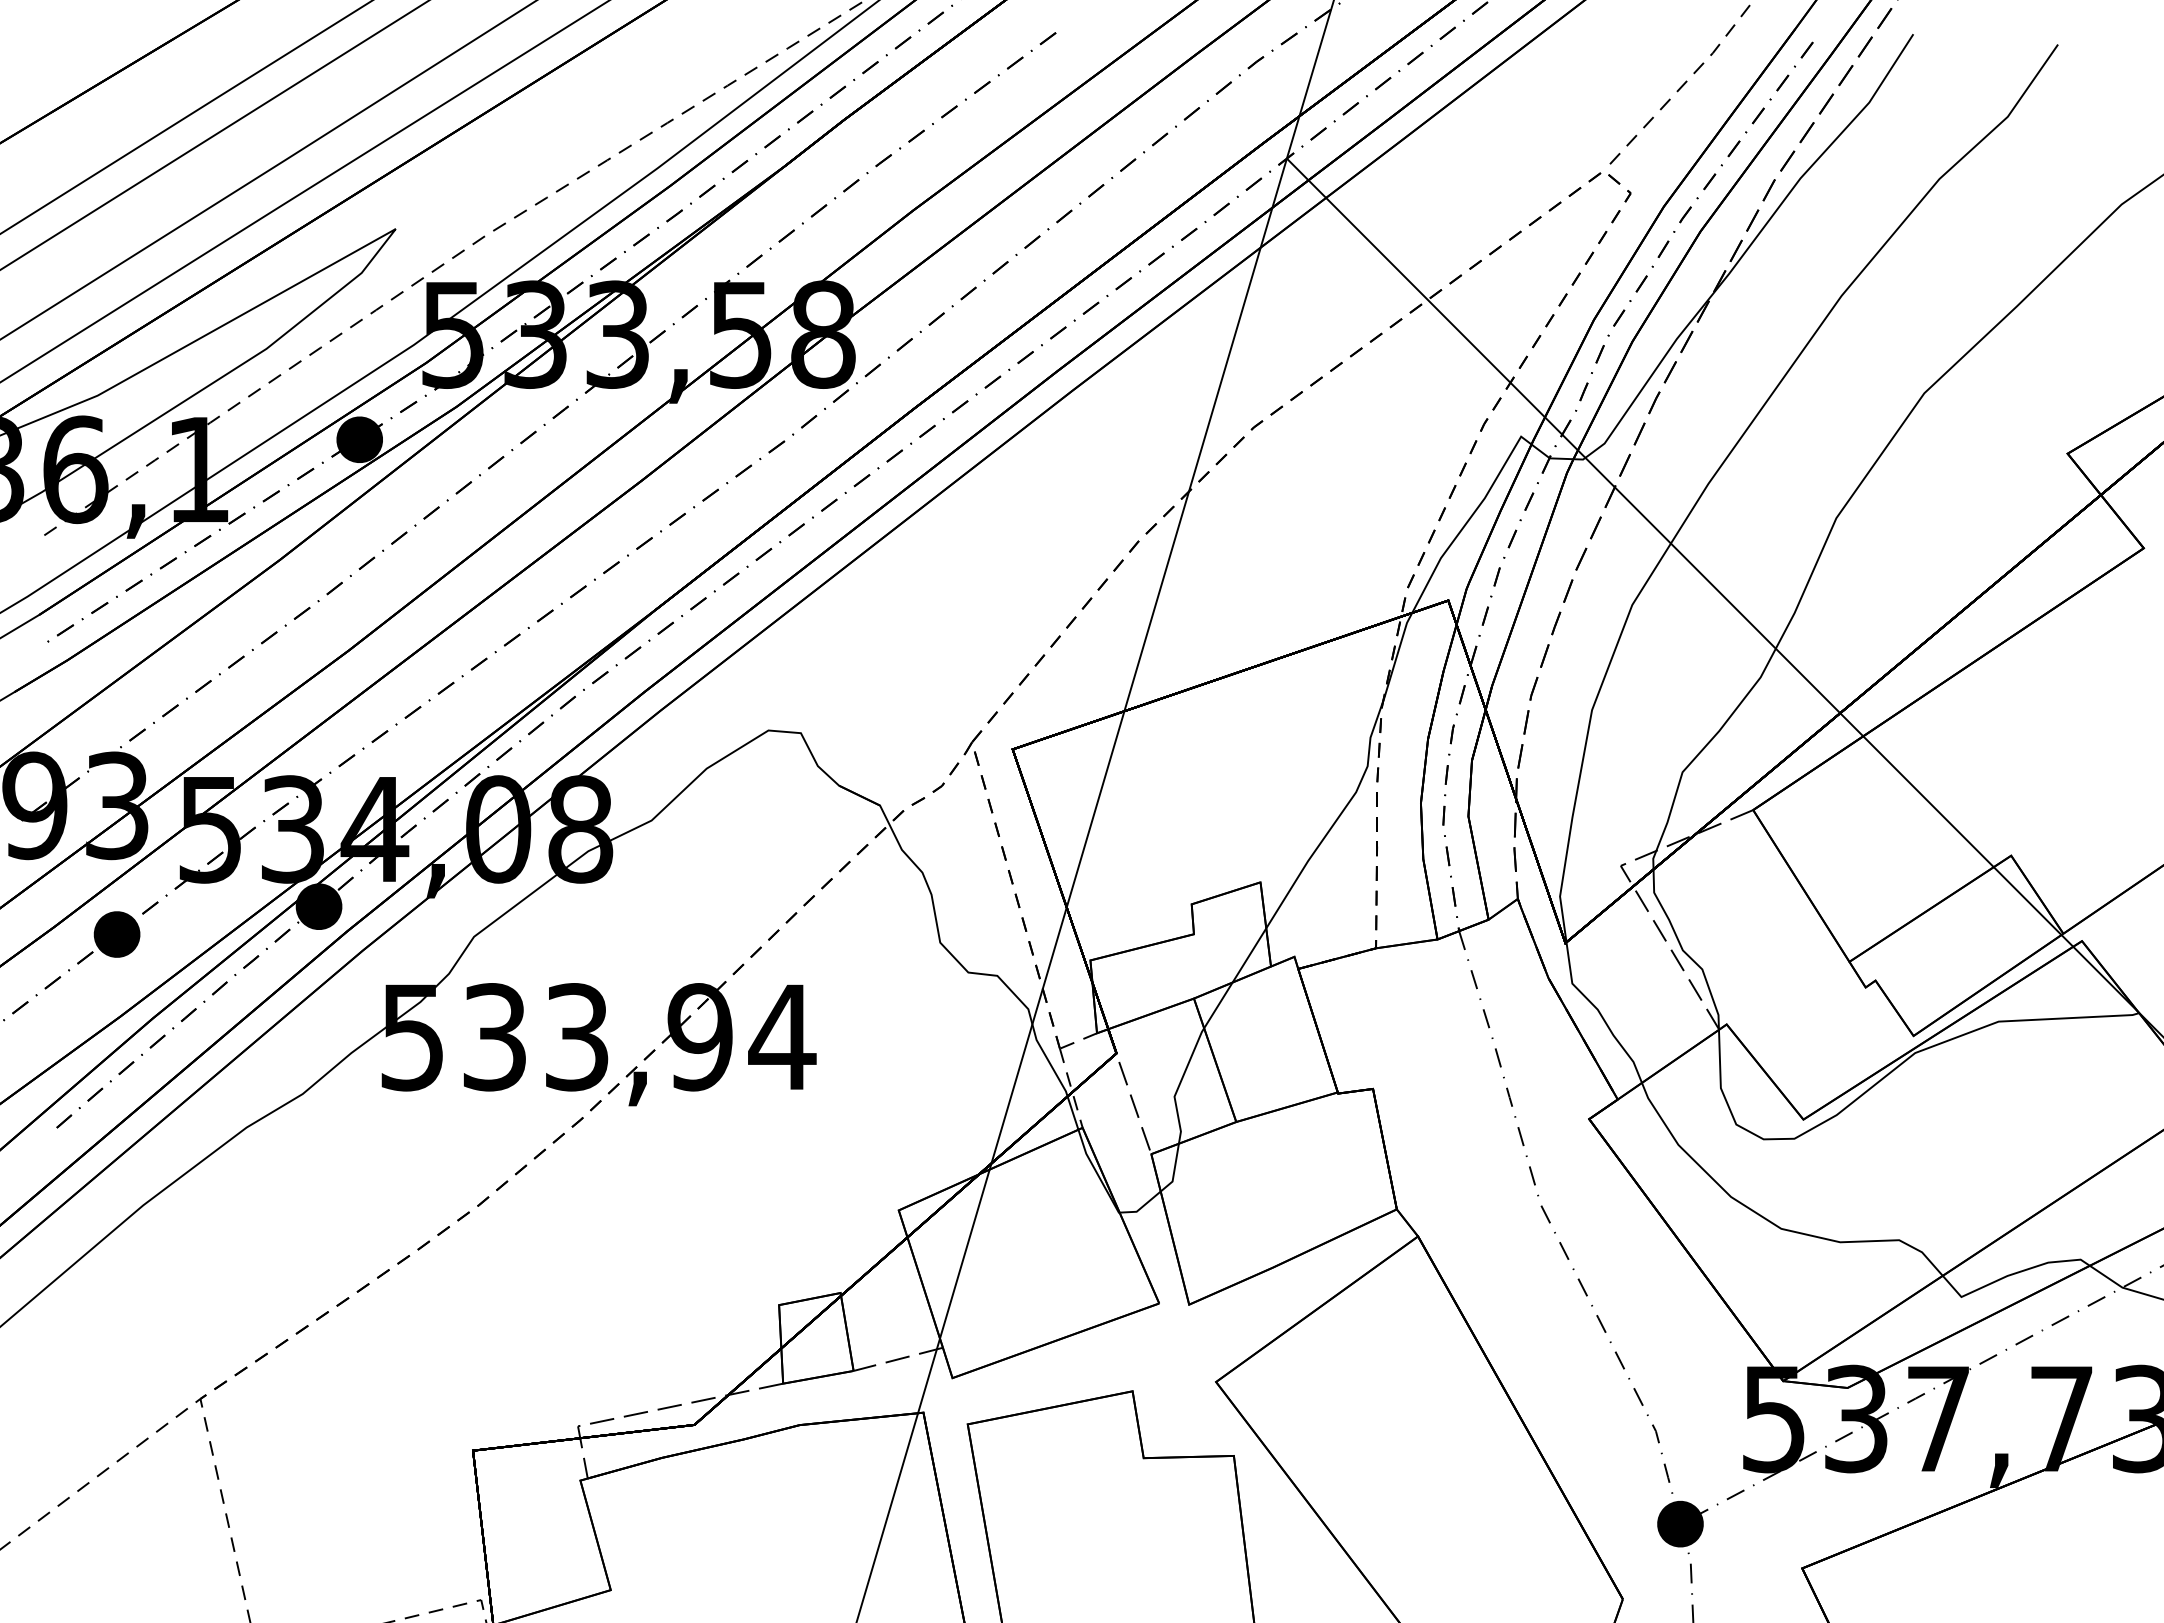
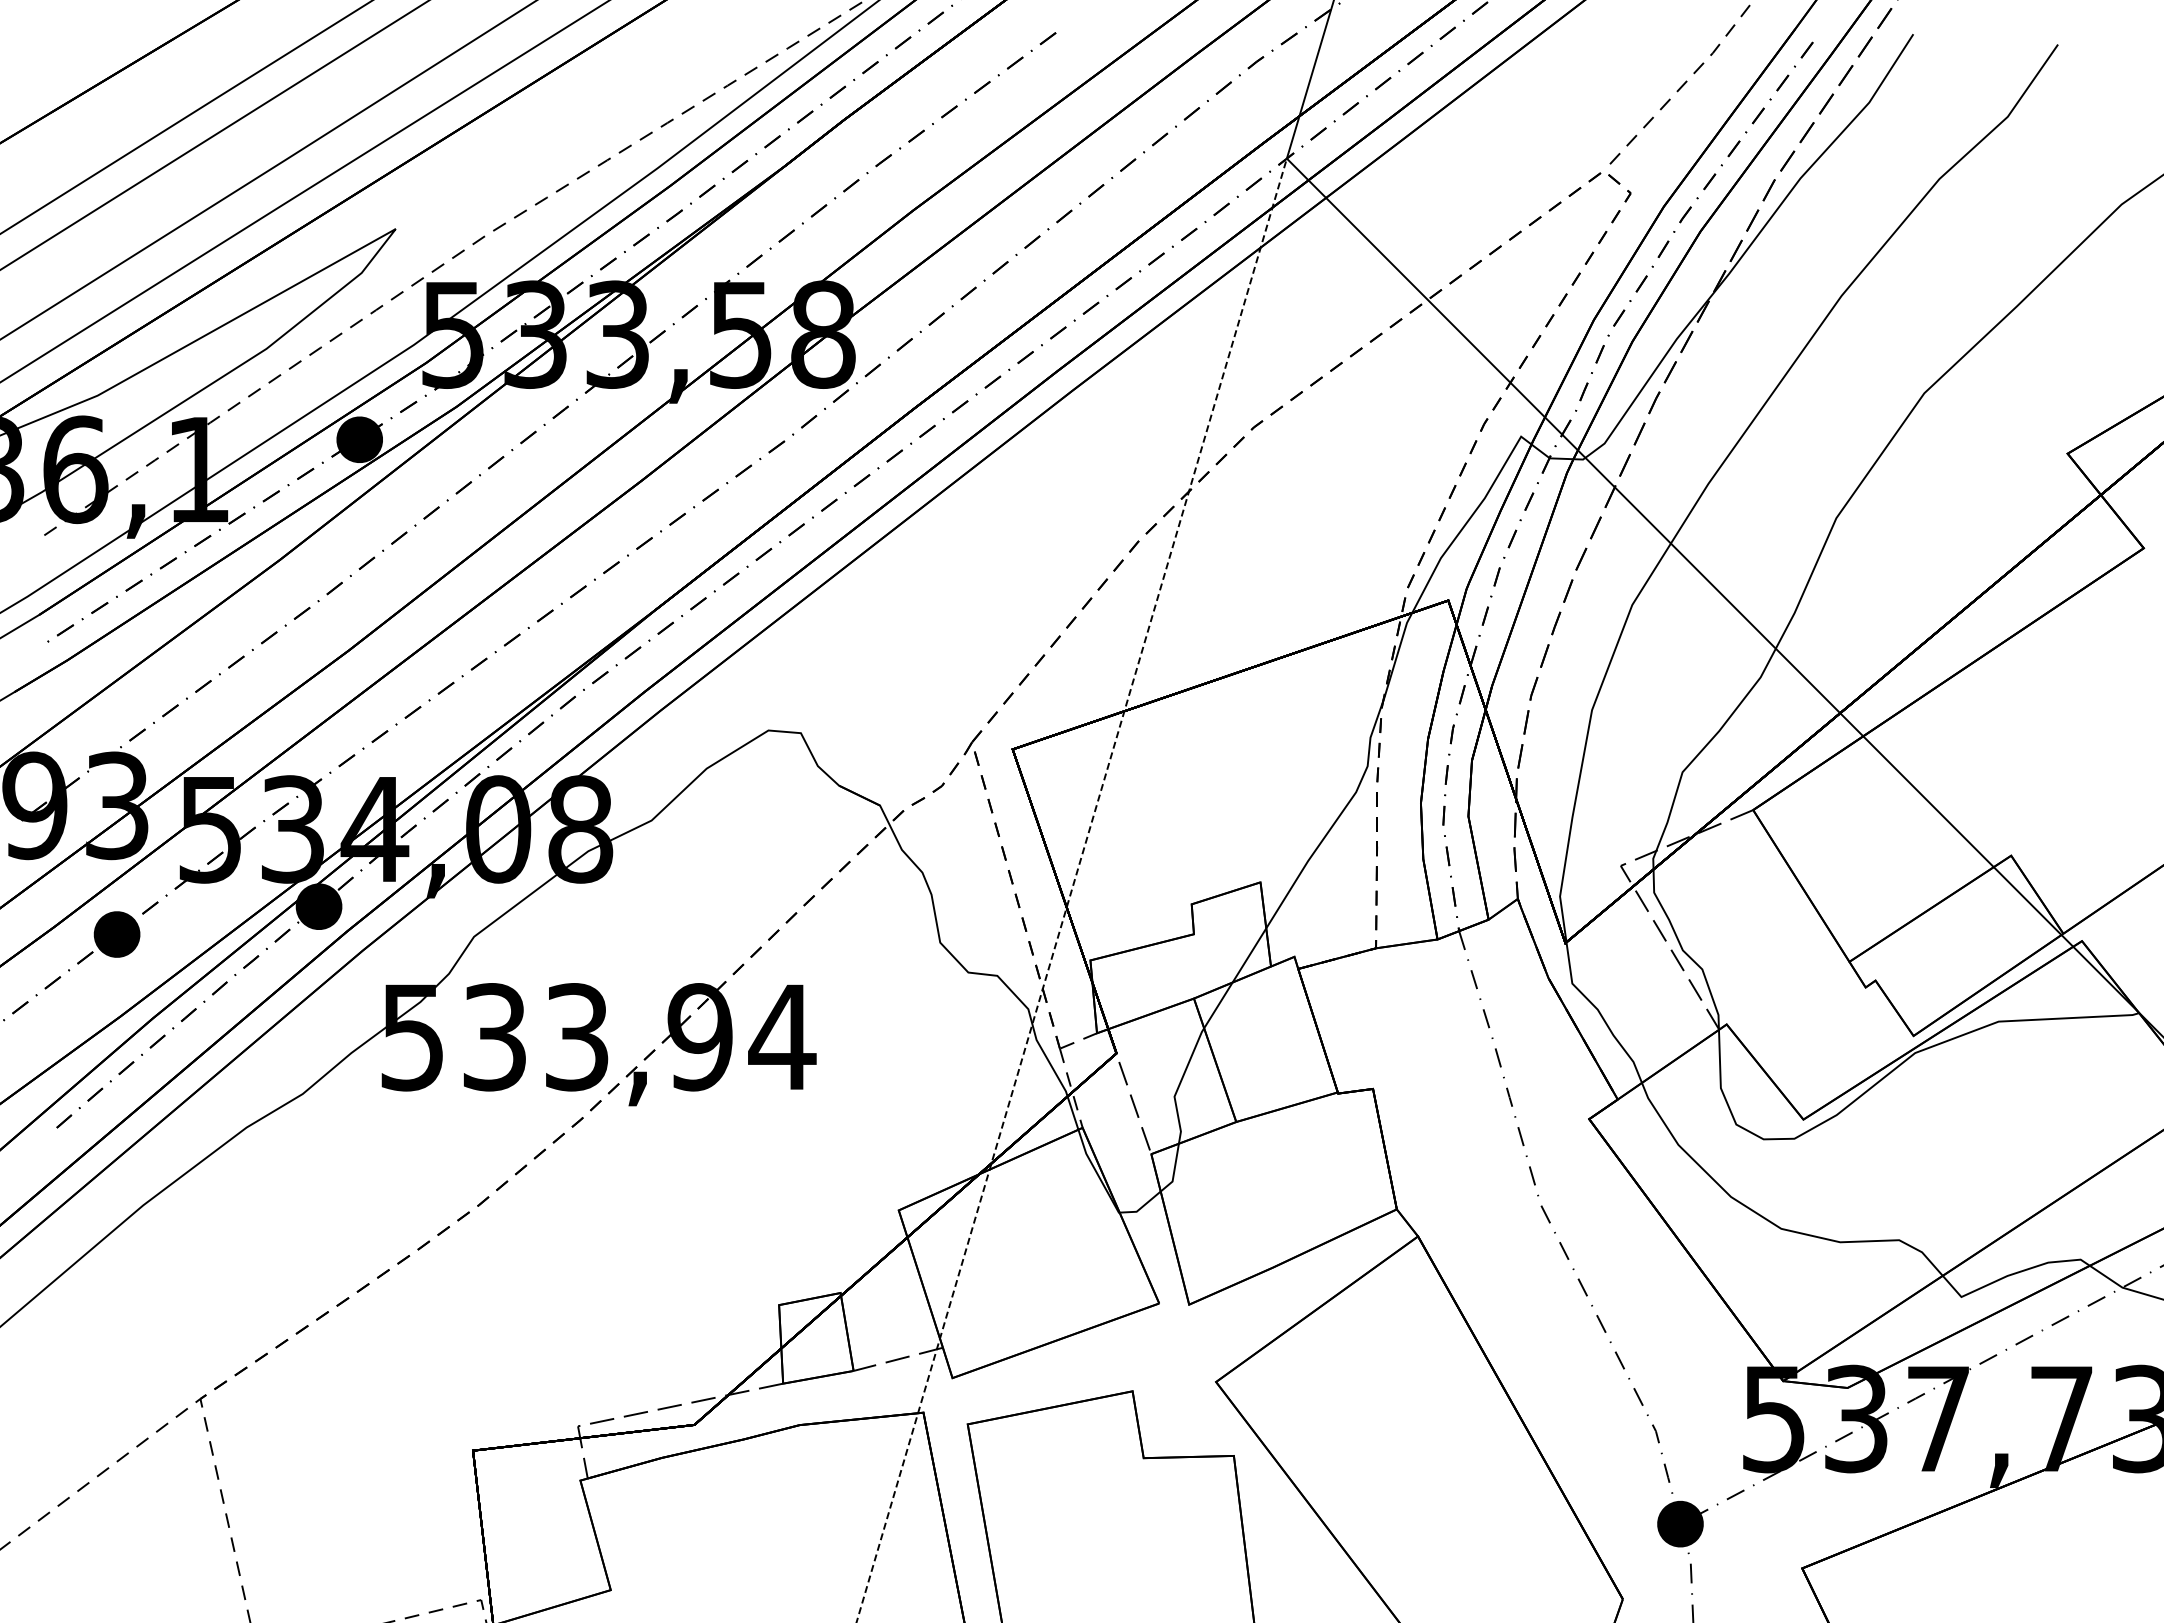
line: solid -> dashed (1071, 890)
